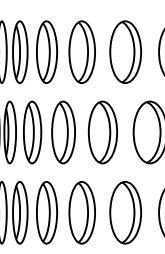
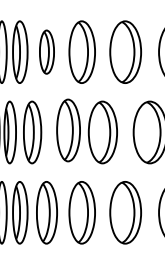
part size: 22x64 px -> 16x46 px (46, 51)
part position: (63, 132) -> (68, 130) (68, 130)
